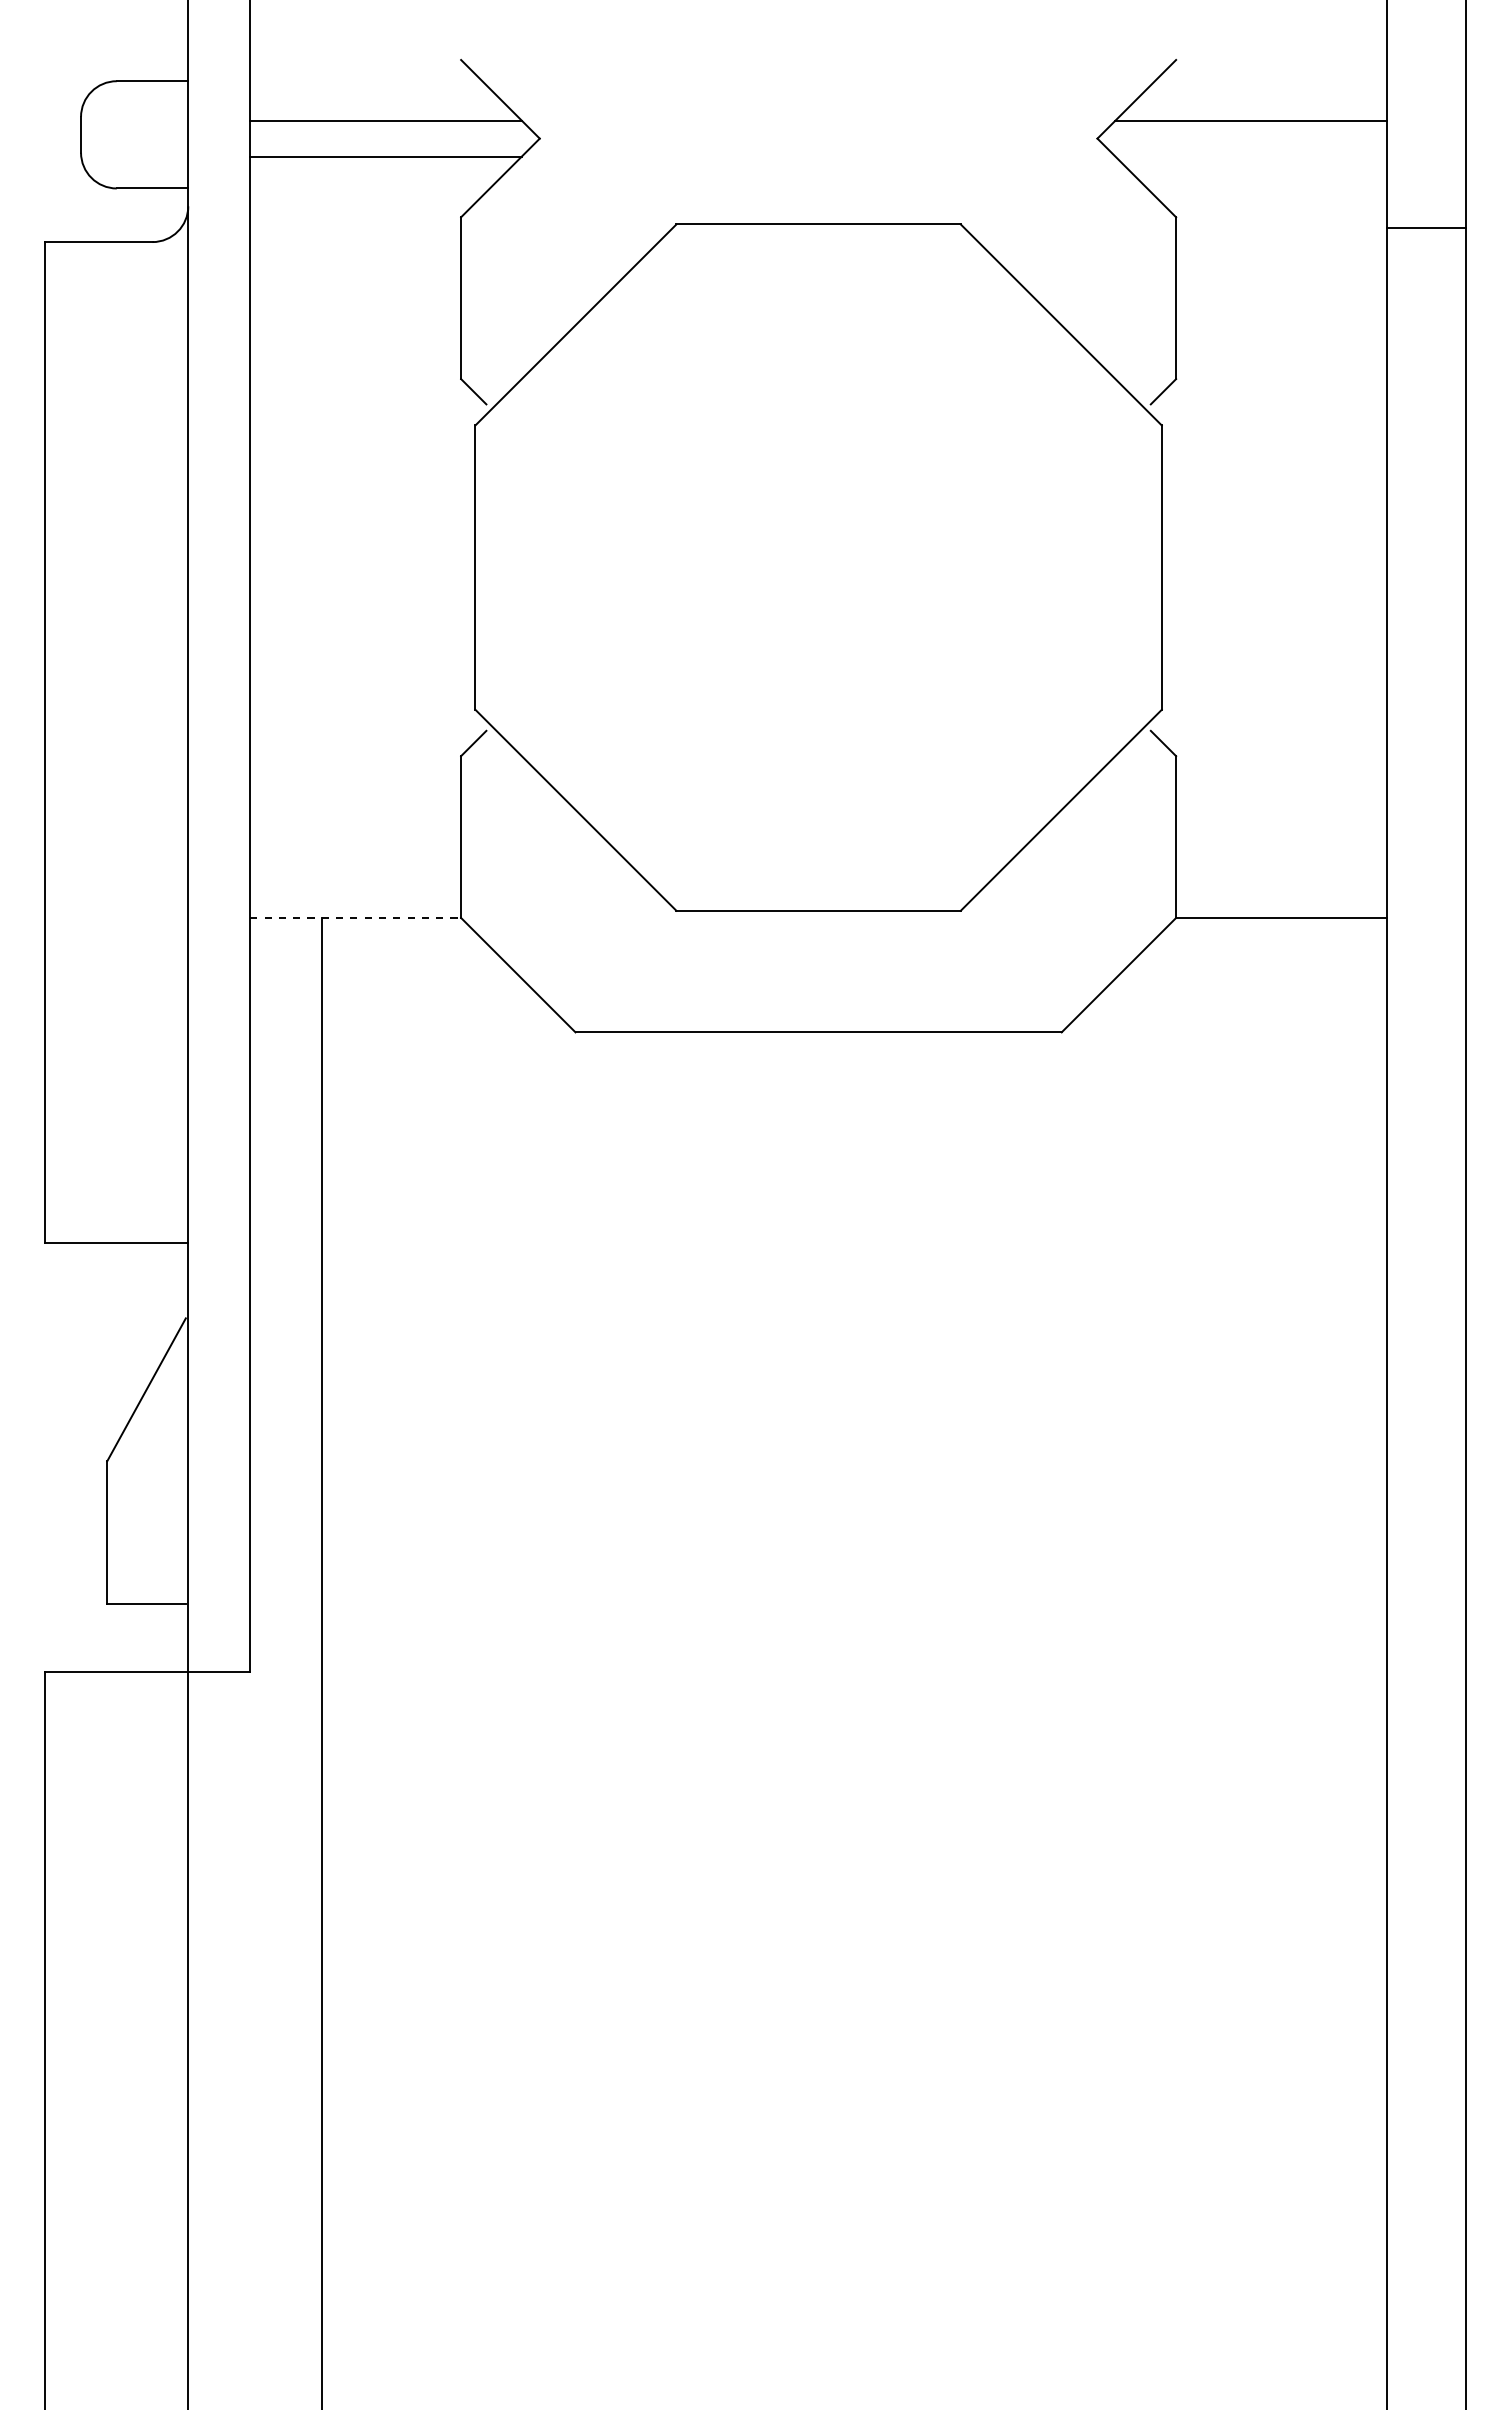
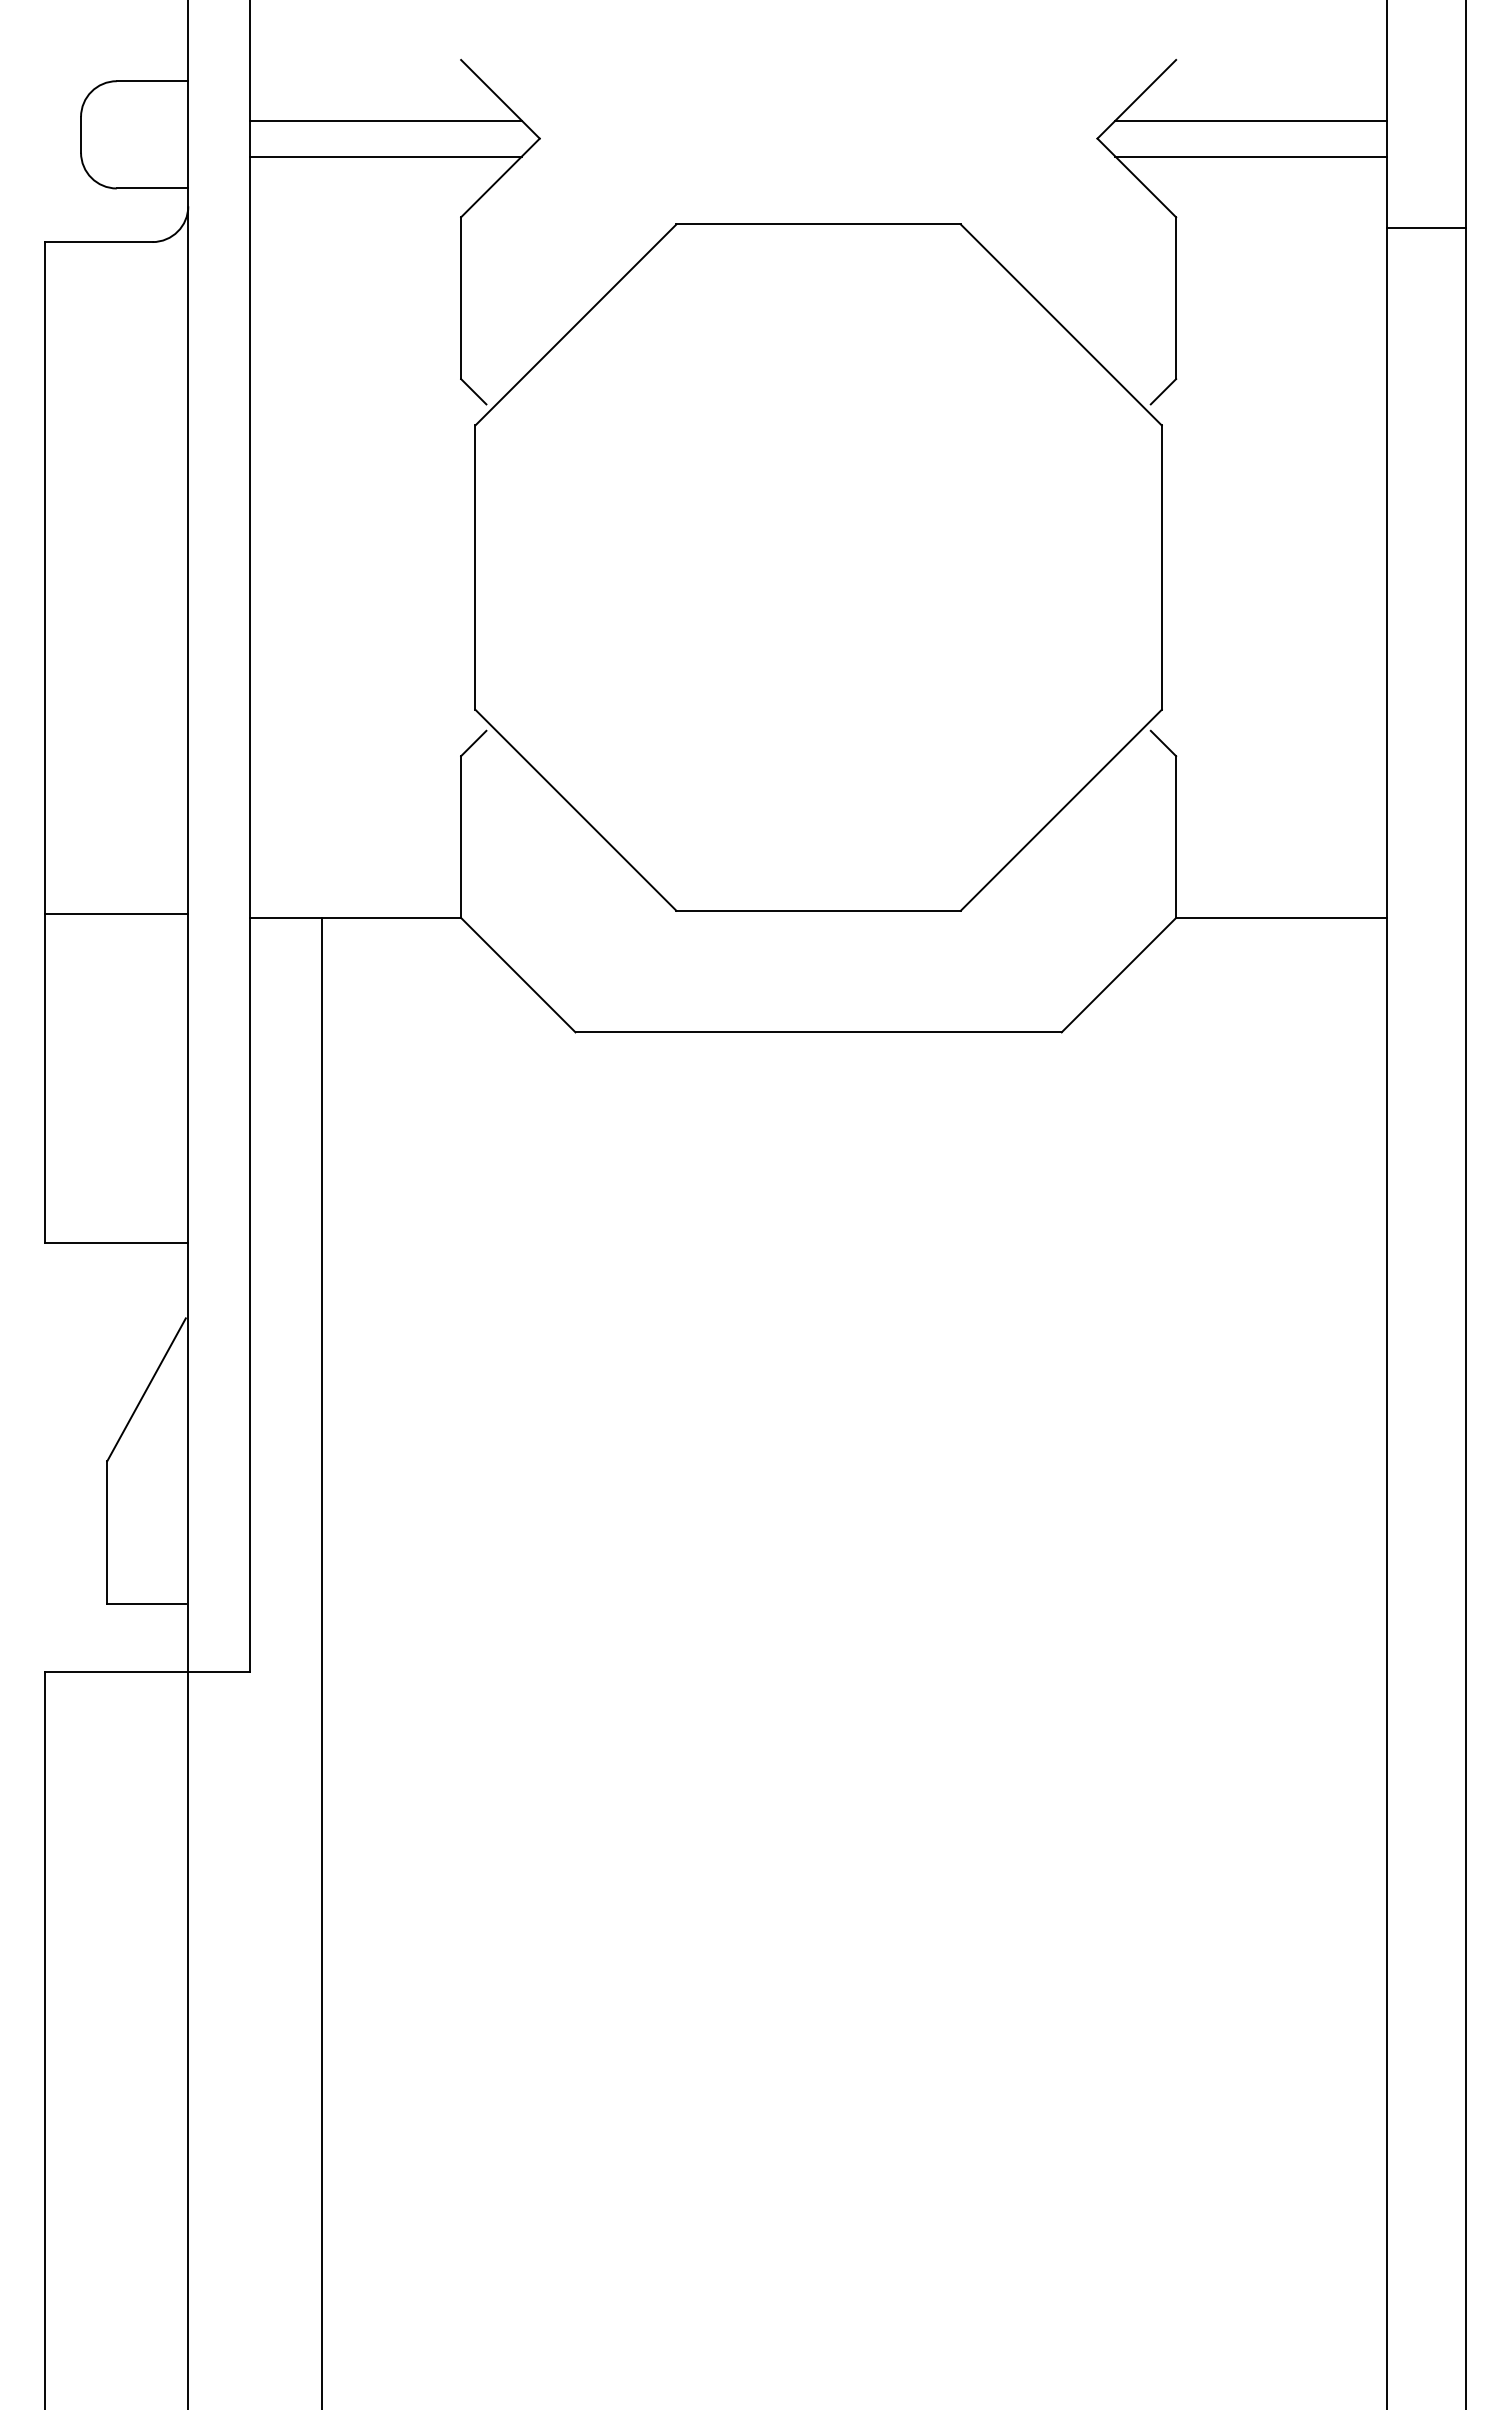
line: none -> present (1251, 156)
line: none -> present (116, 914)
line: dashed -> solid (356, 917)
